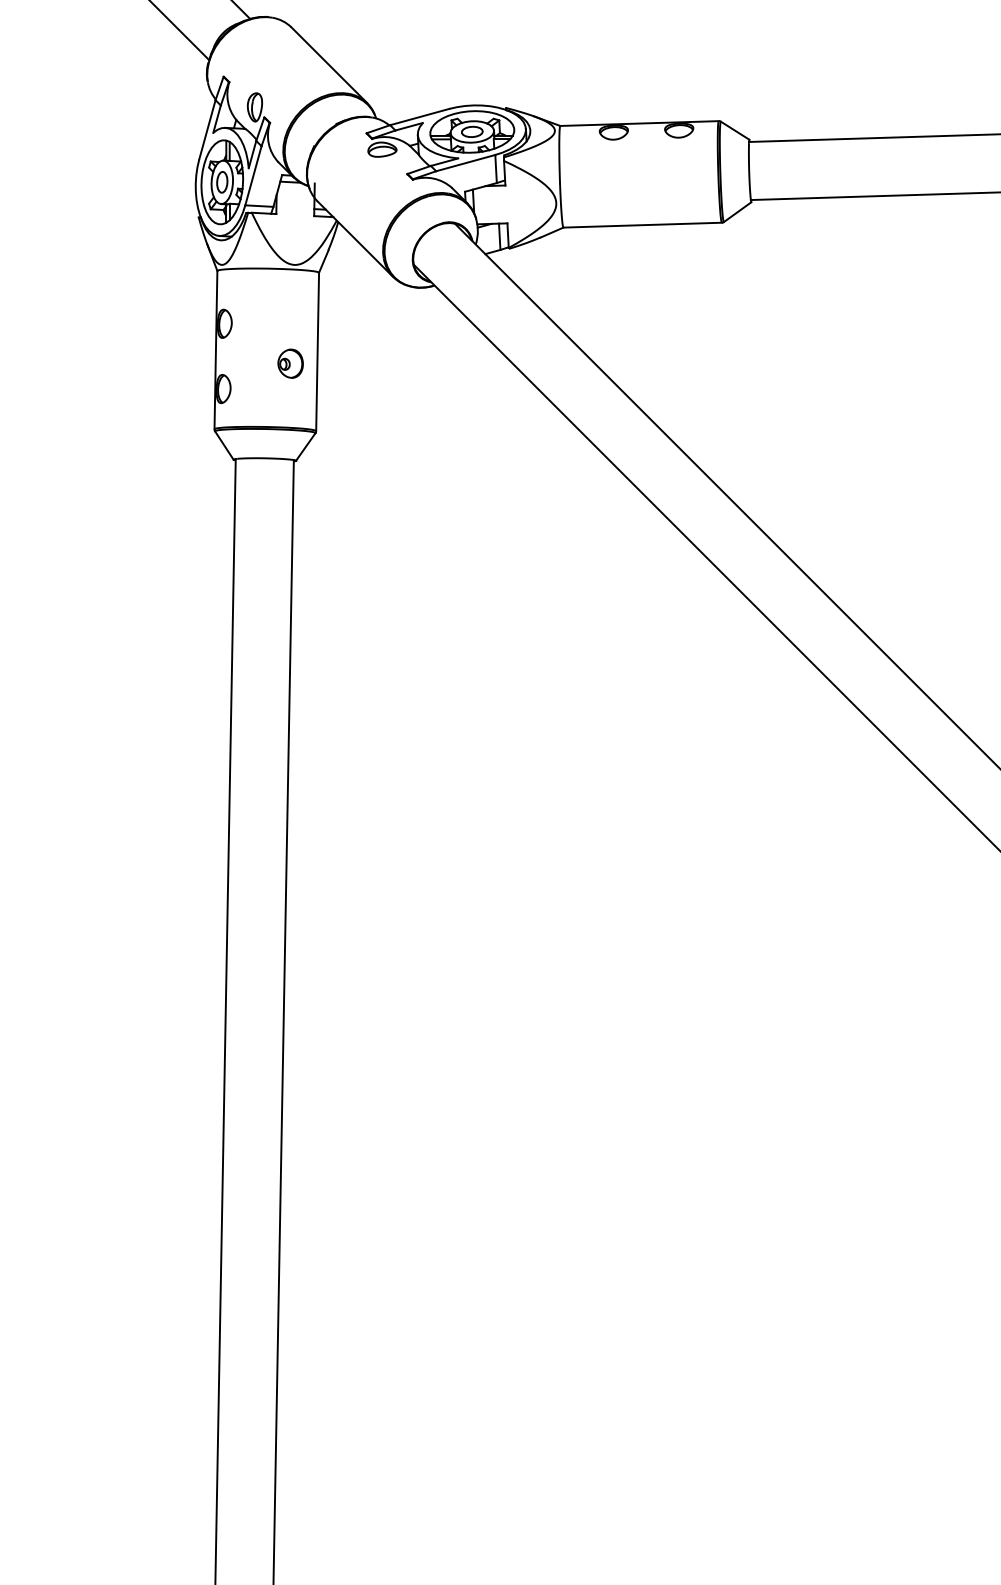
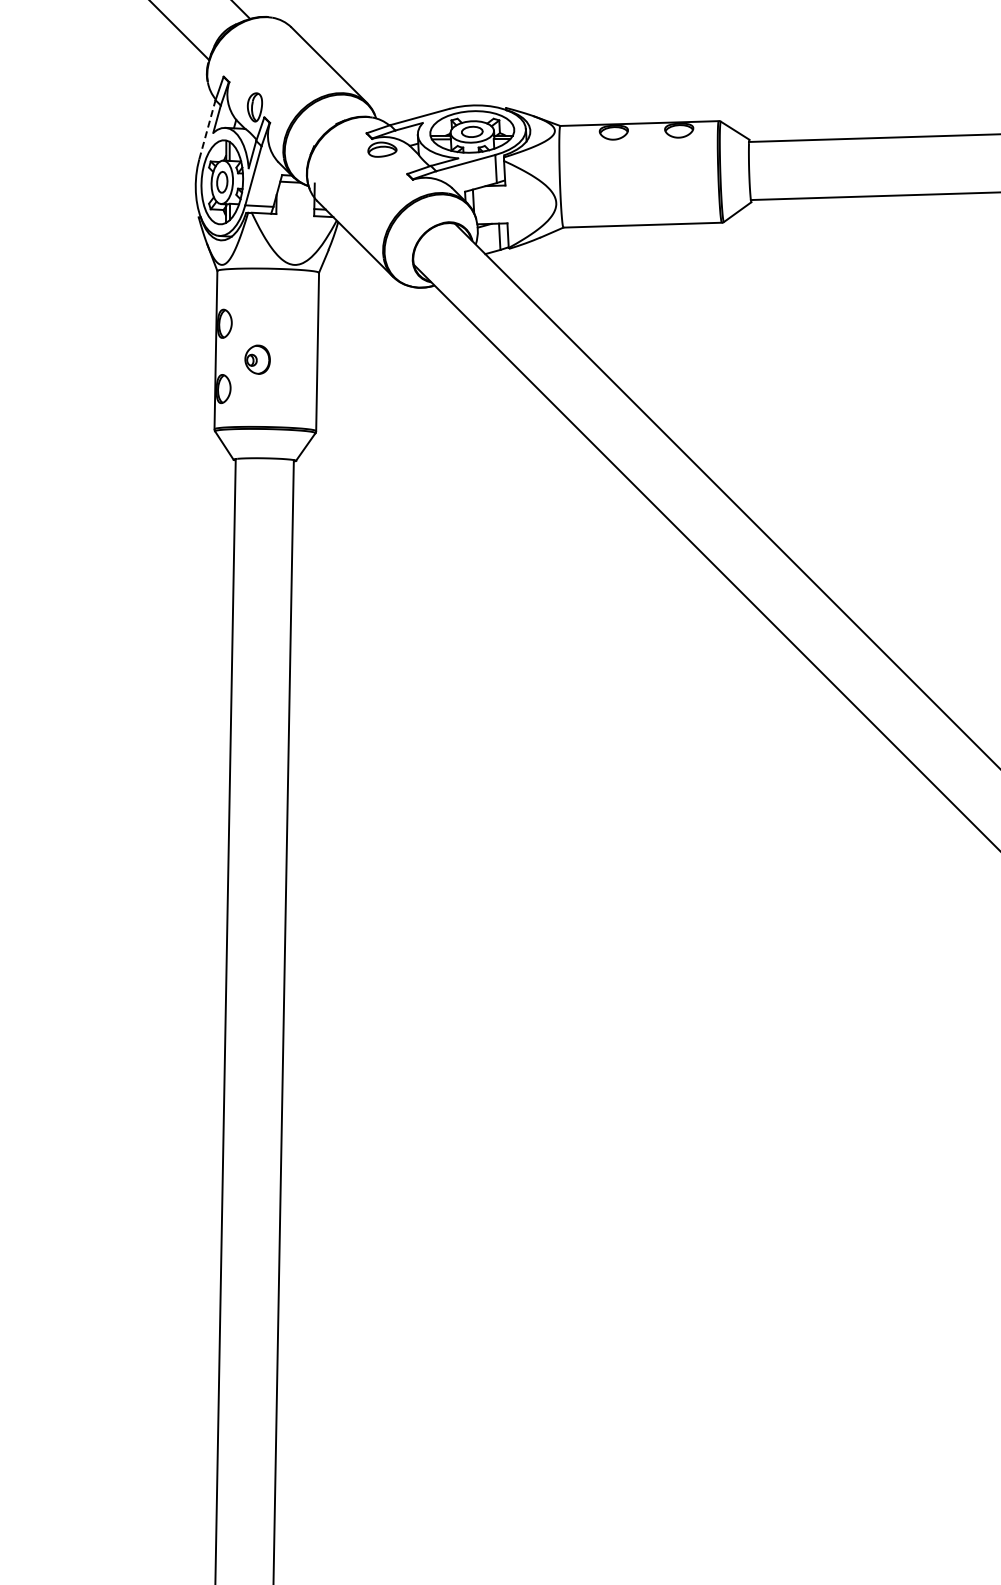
line: solid -> dashed (207, 129)
part position: (290, 363) -> (257, 359) (257, 359)
